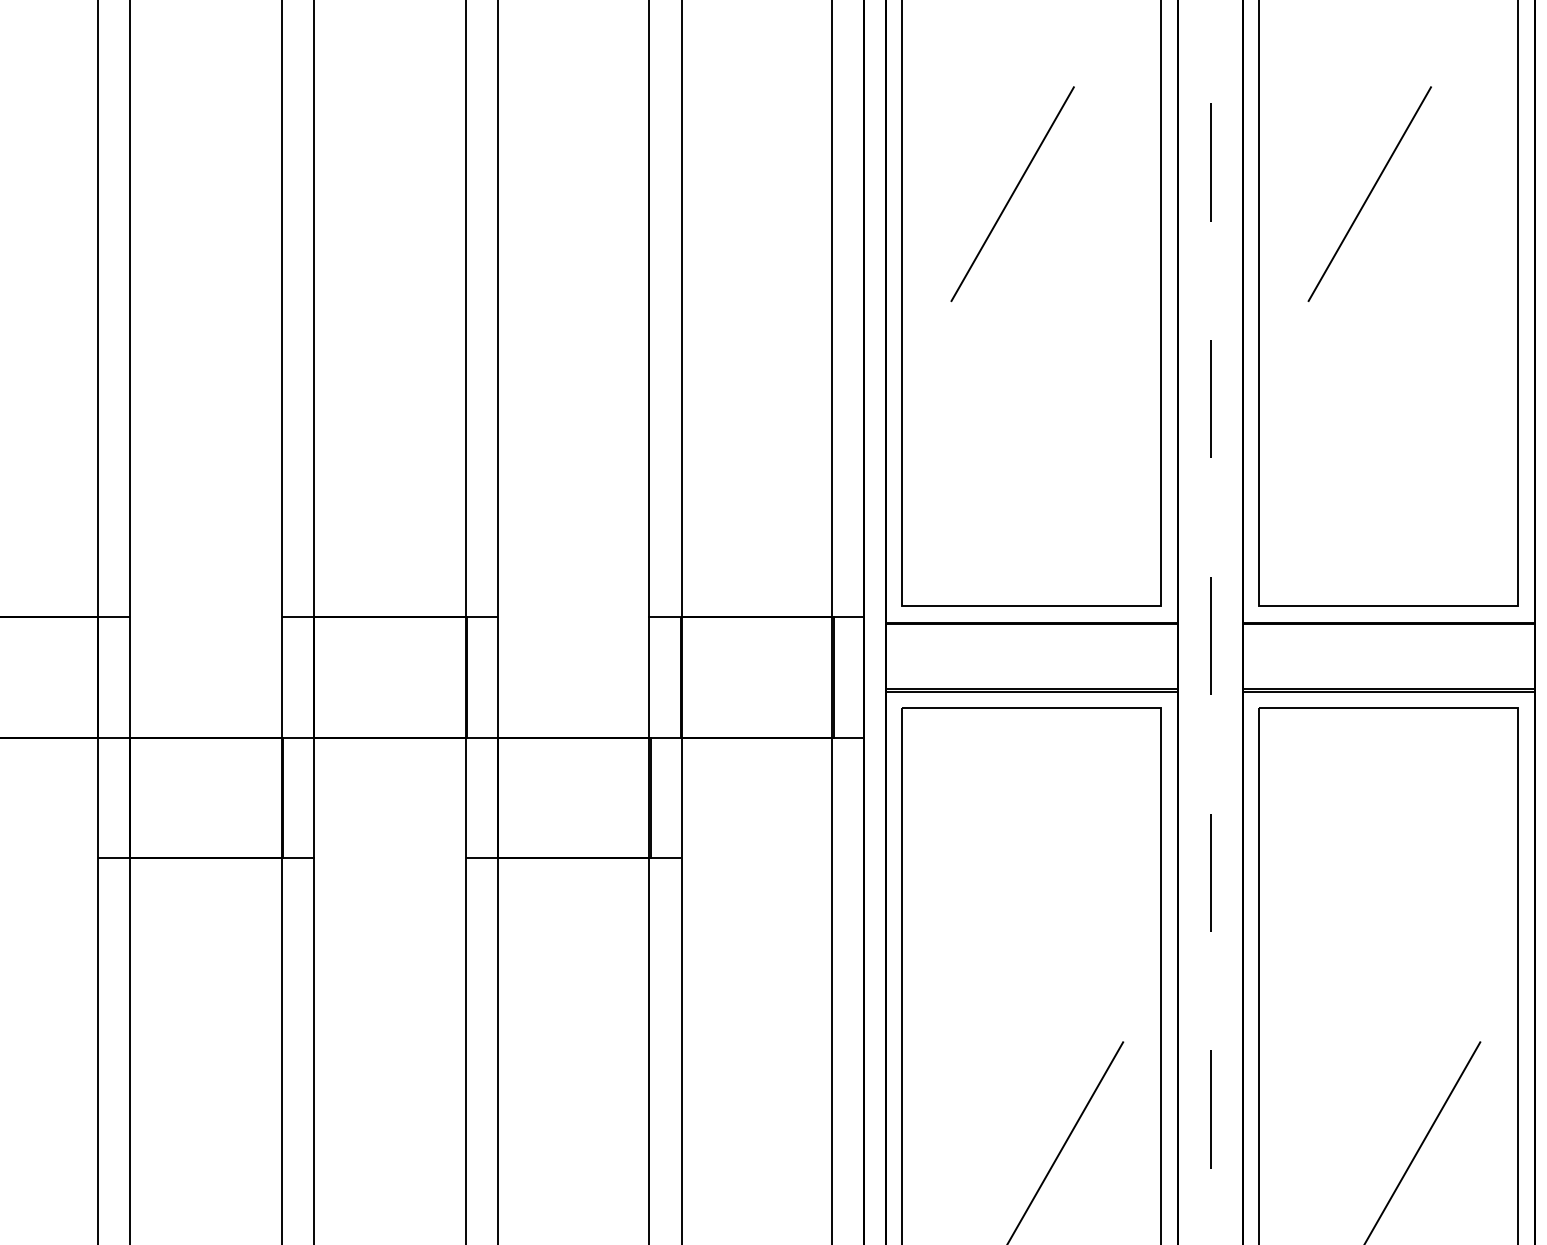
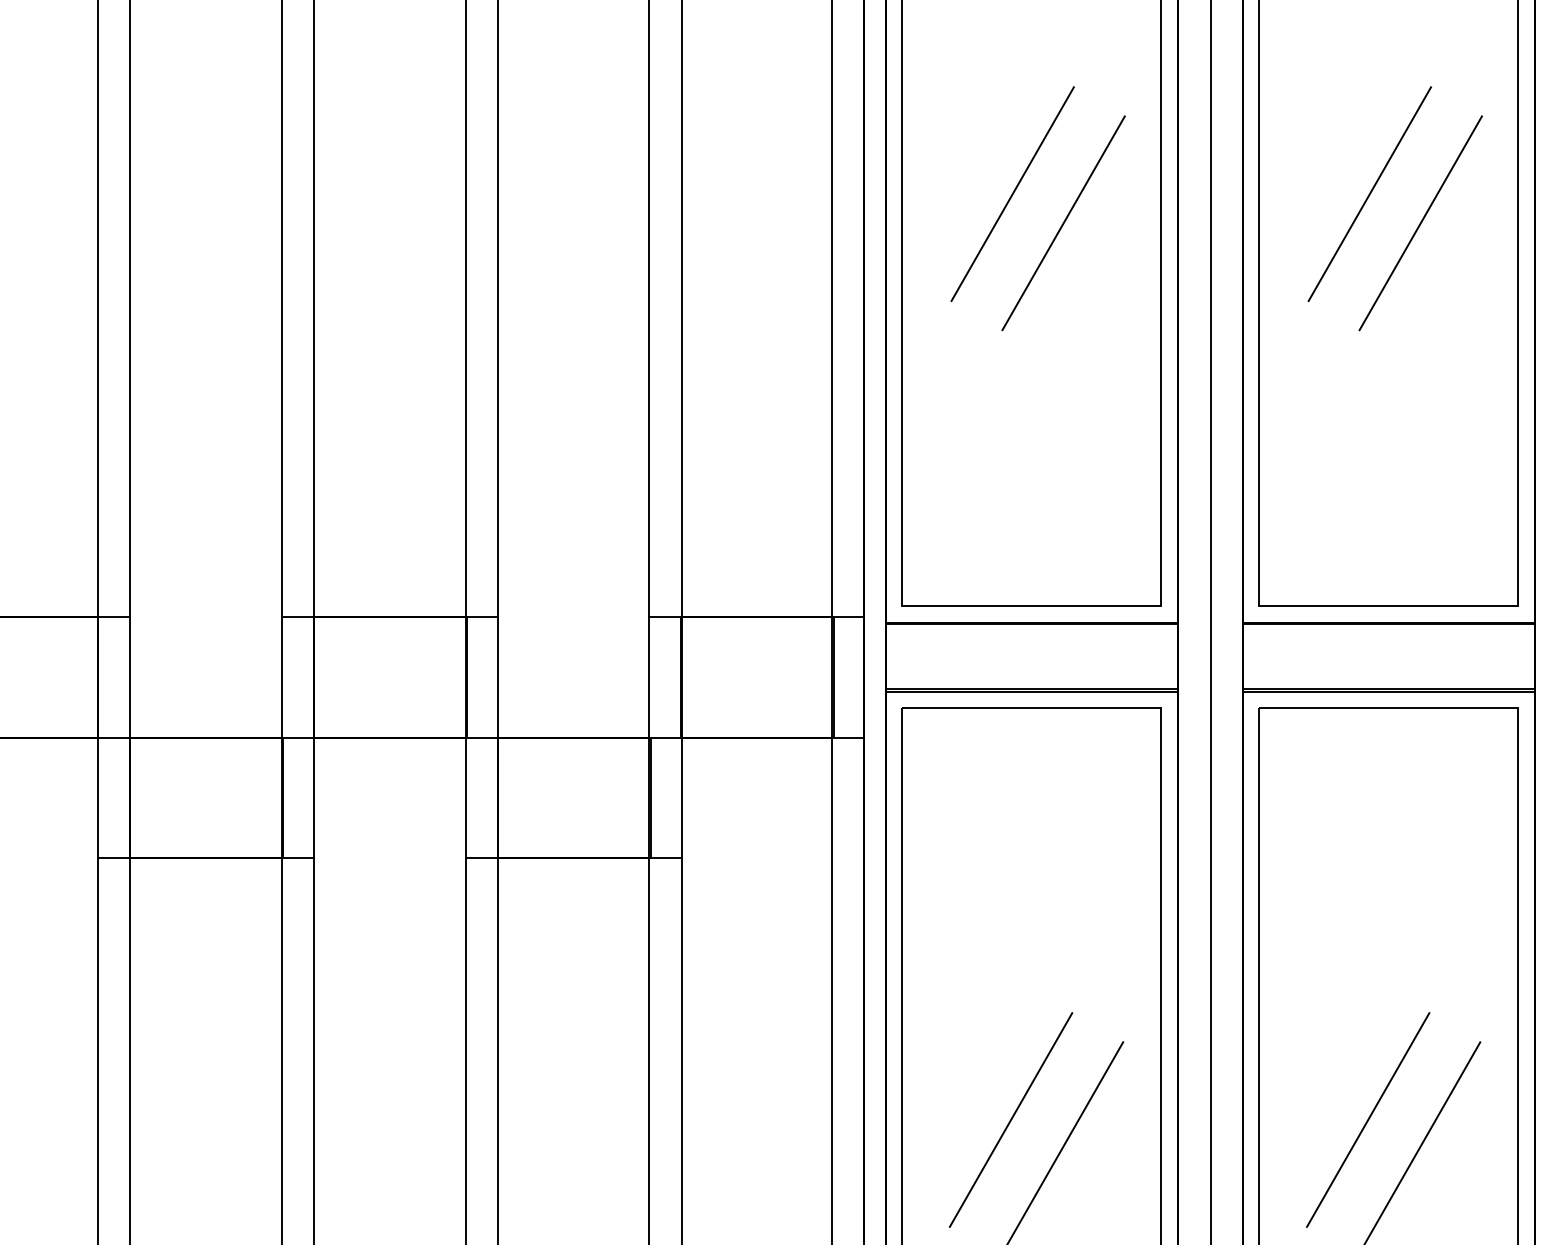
line: none -> present (1063, 223)
line: none -> present (1420, 223)
line: dashed -> solid (1211, 622)
line: none -> present (1010, 1119)
line: none -> present (1368, 1119)
